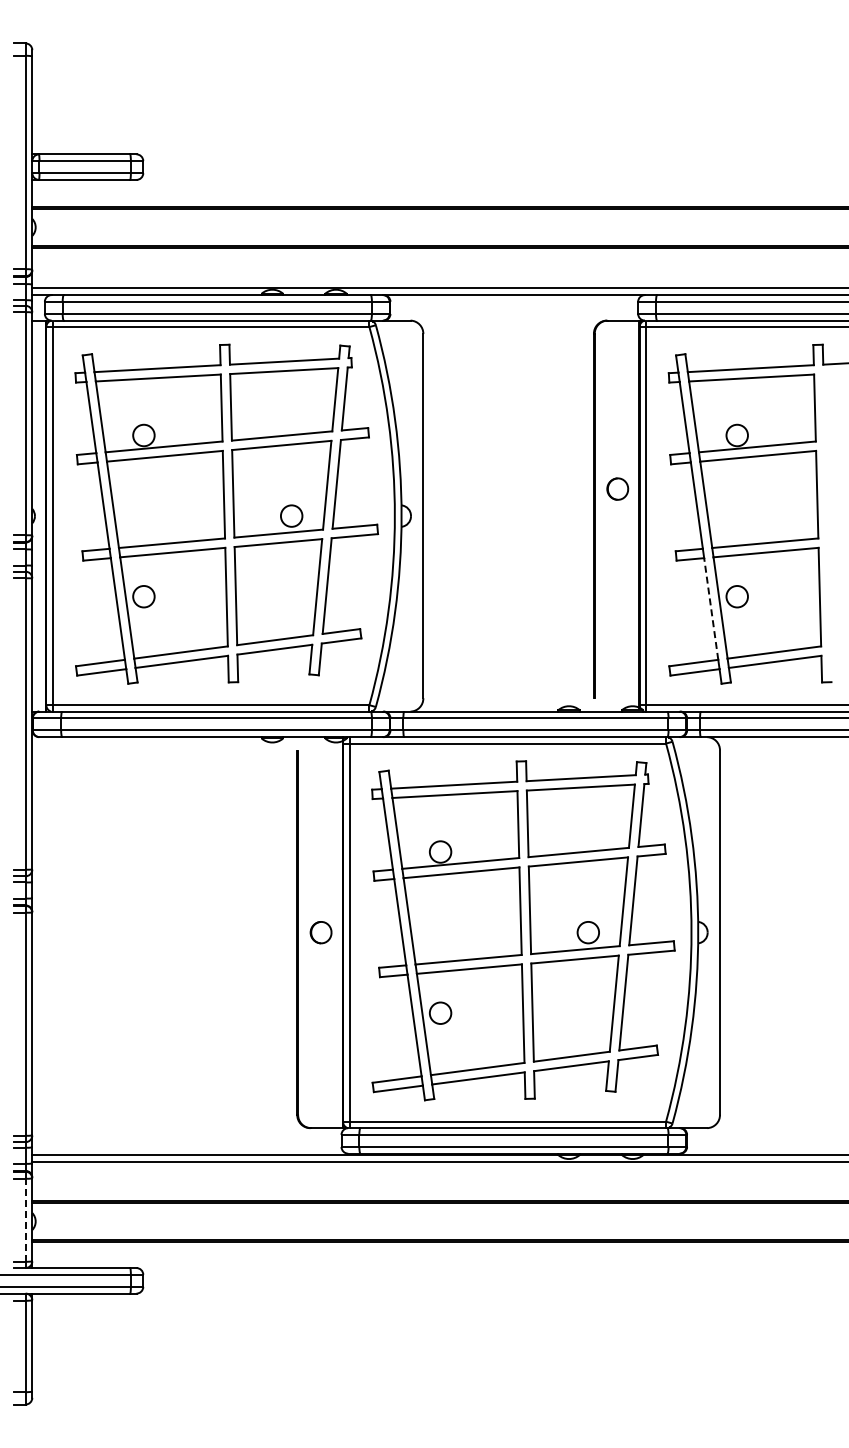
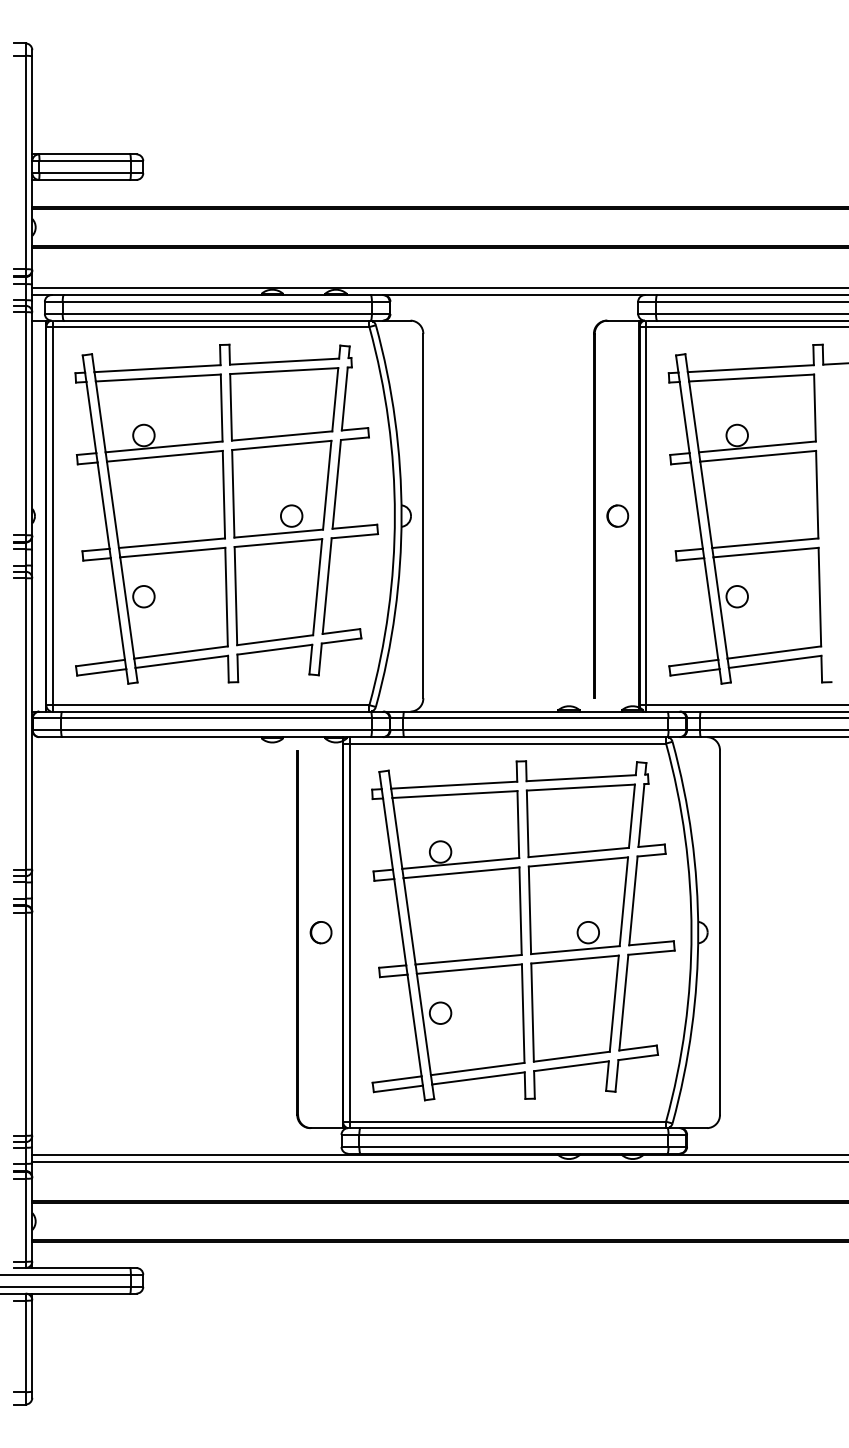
part position: (617, 488) -> (617, 515) (617, 515)
line: dashed -> solid (711, 608)
line: dashed -> solid (25, 1220)
